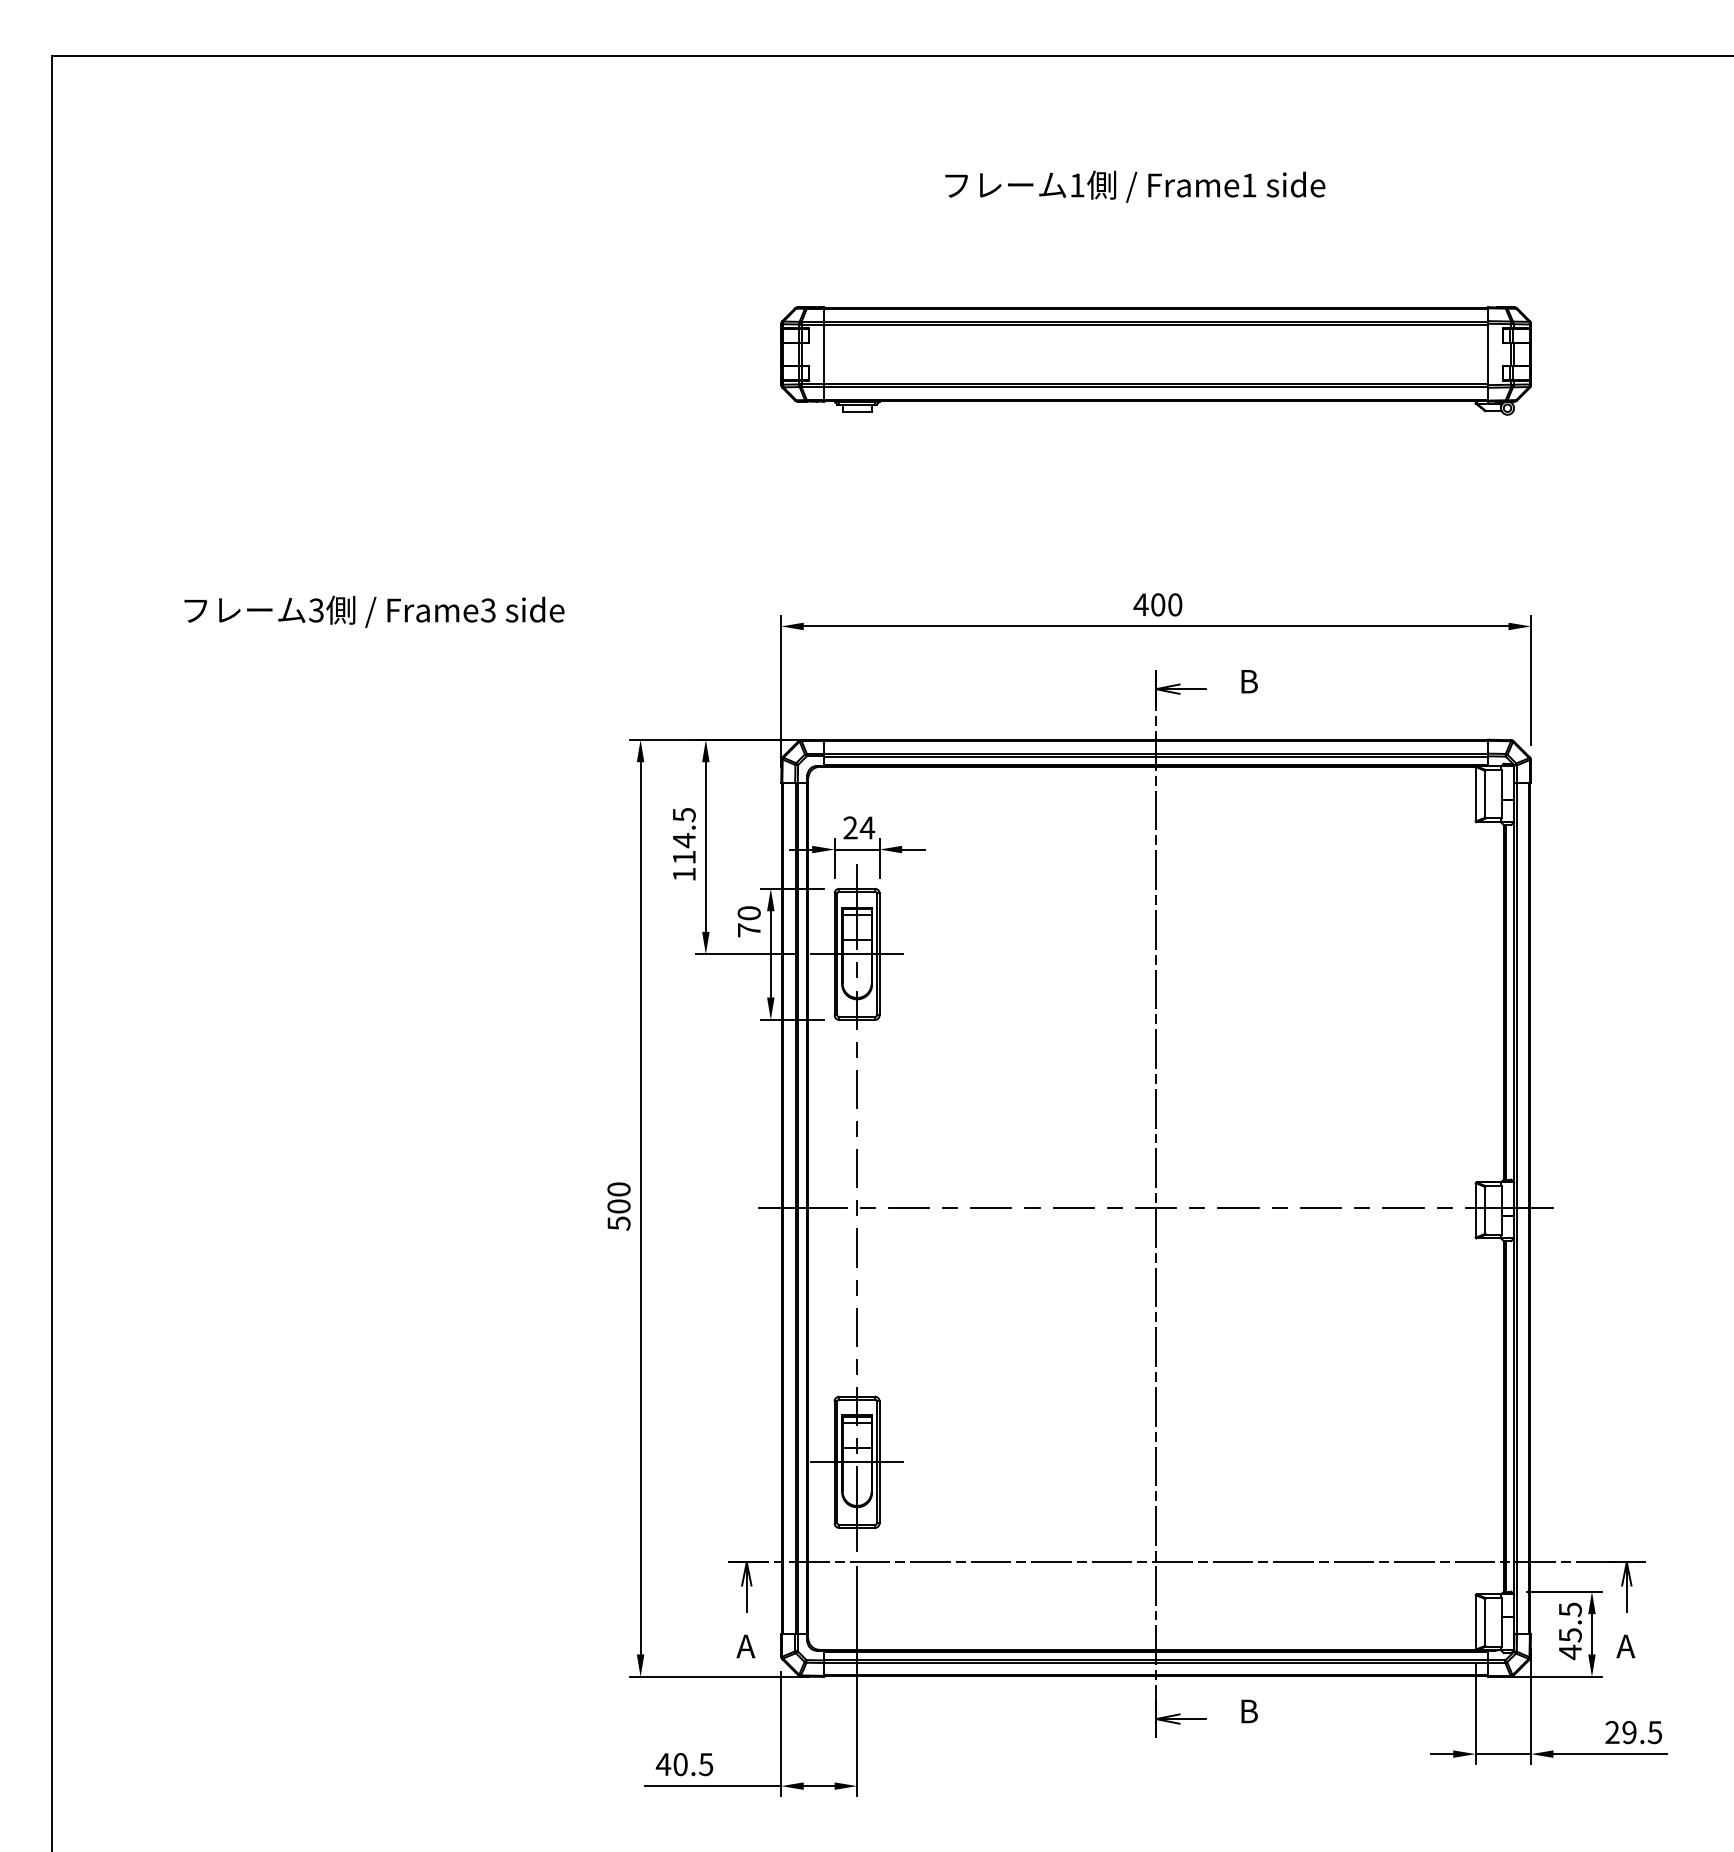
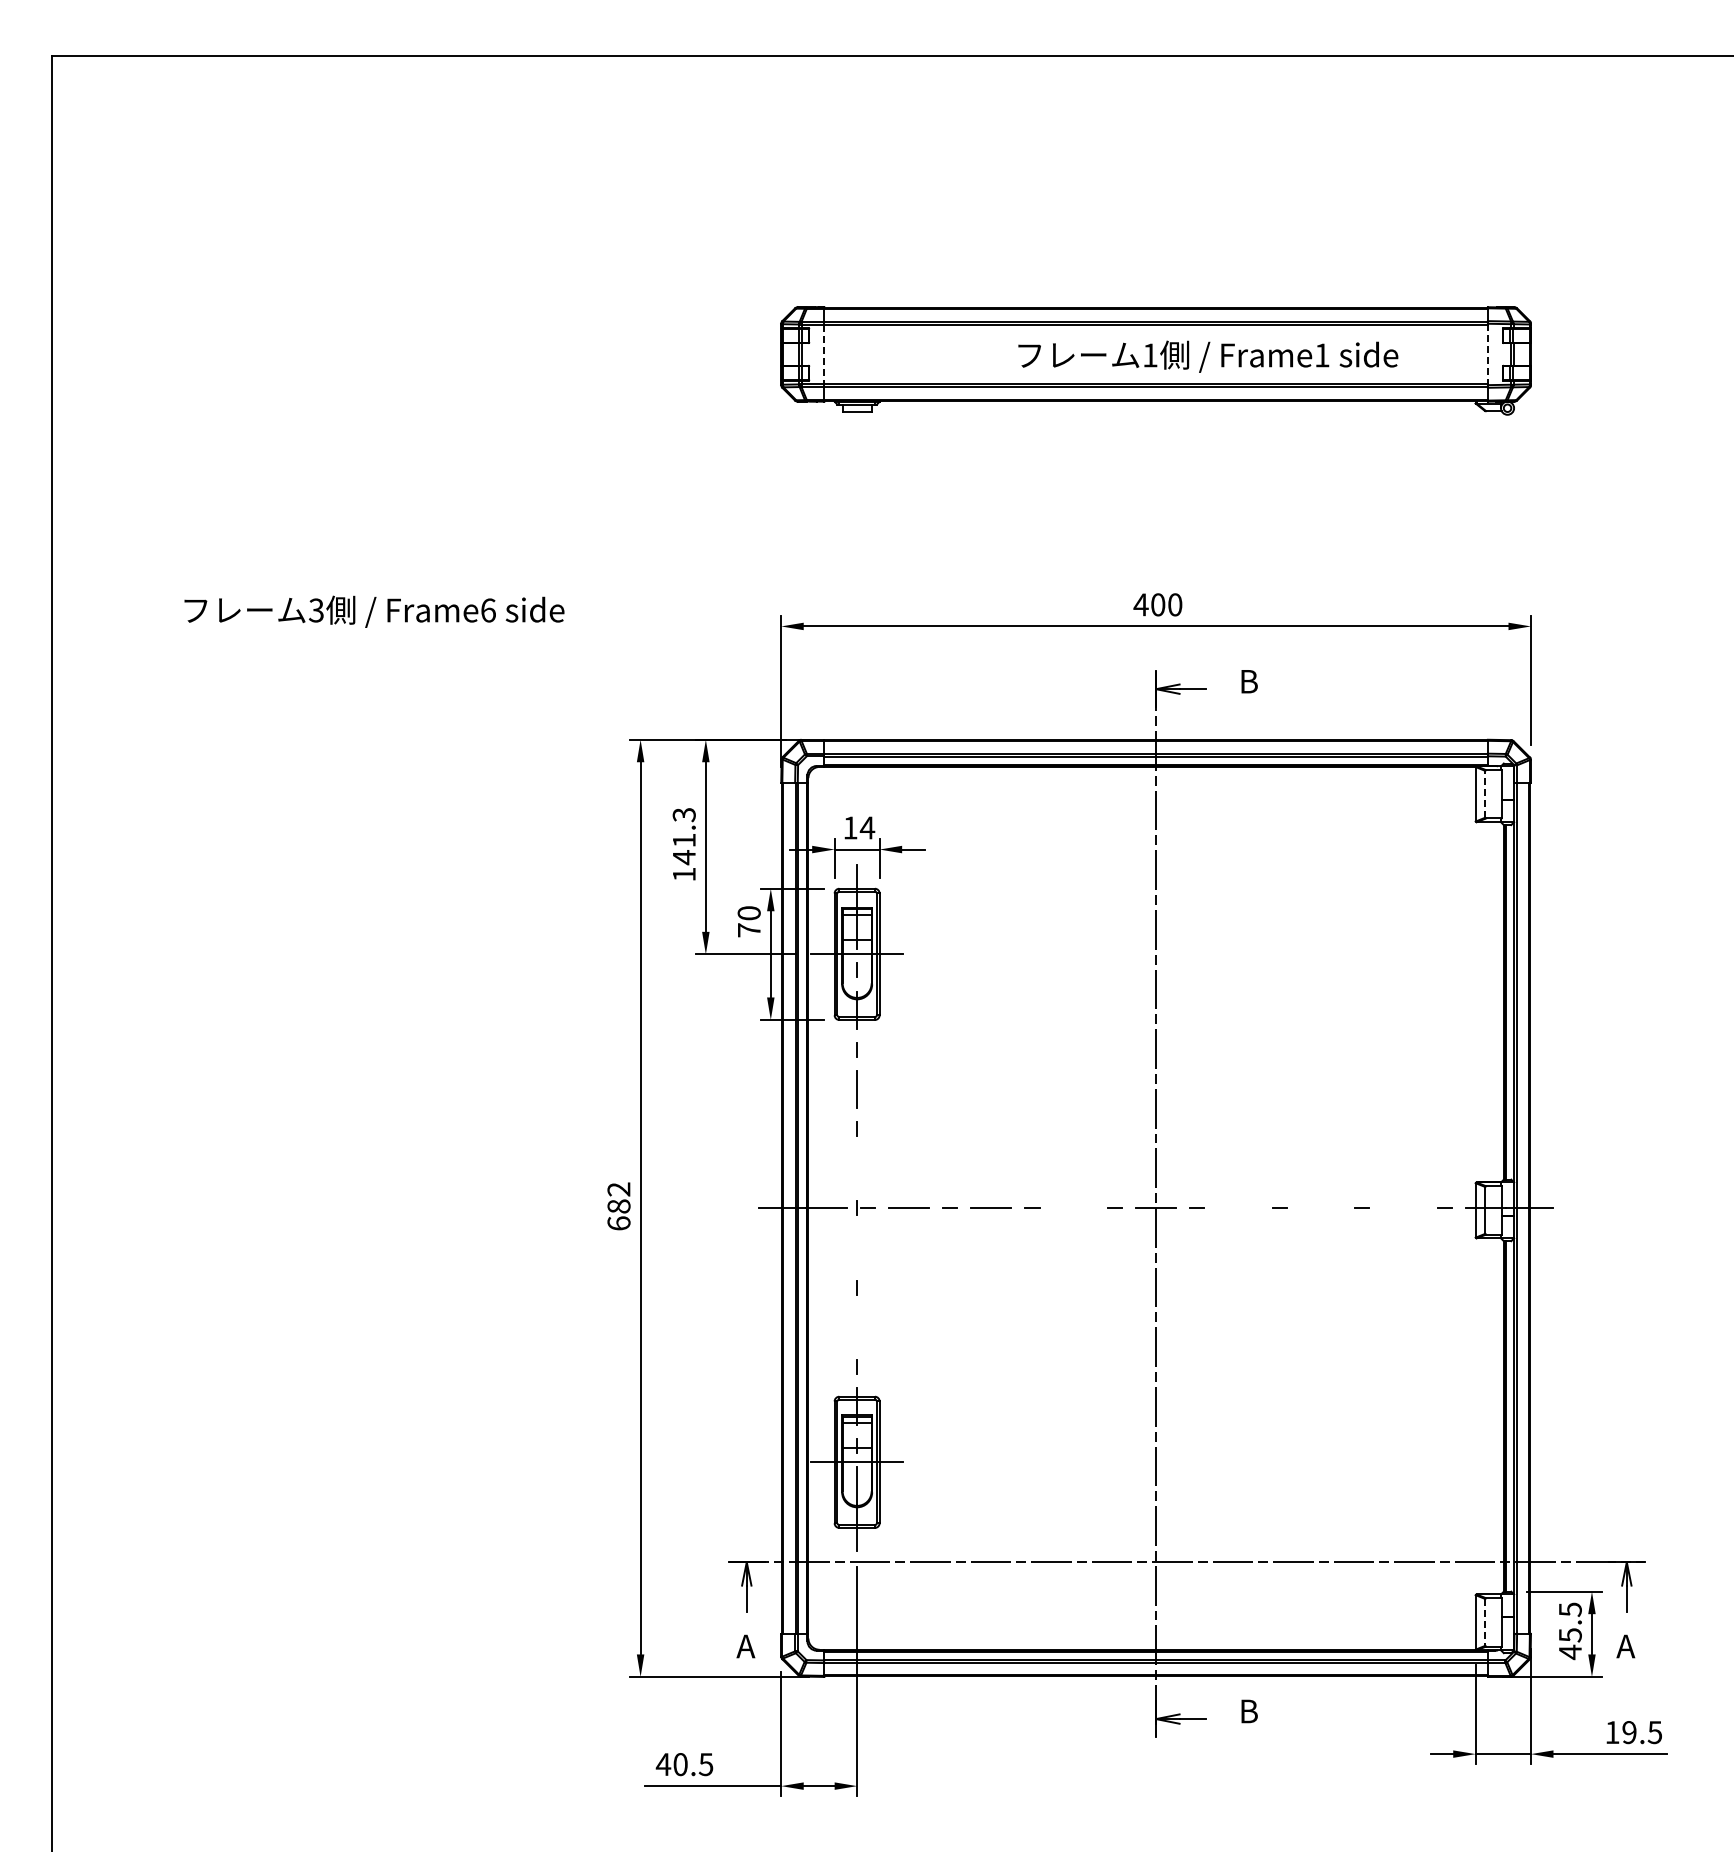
text position: (1135, 186) -> (1208, 356) (1208, 356)
line: solid -> dashed (824, 354)
line: solid -> dashed (1487, 354)
text: Frame3 -> Frame6 (487, 610)
line: solid -> dashed (1485, 793)
text: 24 -> 14 (850, 827)
text: 114.5 -> 141.3 (683, 836)
line: present -> none (857, 1168)
text: 500 -> 682 (618, 1206)
line: present -> none (1238, 1207)
line: present -> none (1073, 1208)
line: present -> none (1320, 1208)
line: present -> none (1403, 1208)
line: present -> none (857, 1247)
line: present -> none (857, 1326)
line: solid -> dashed (1485, 1622)
text: 29.5 -> 19.5 (1612, 1732)
